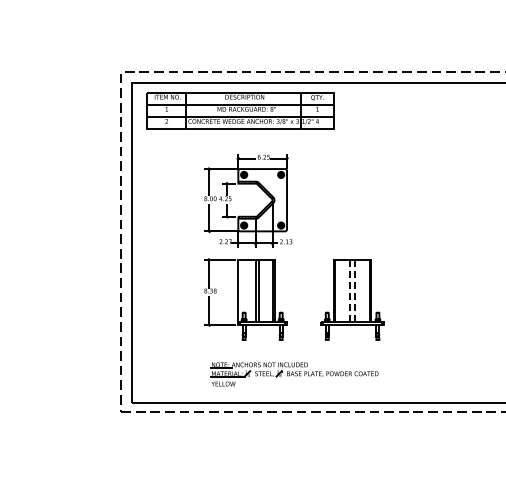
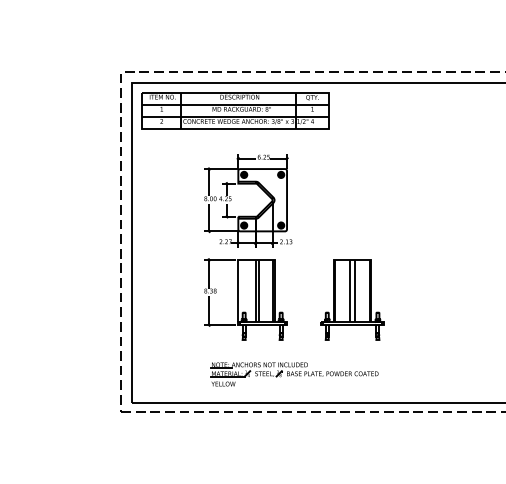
part position: (240, 110) -> (235, 110) (235, 110)
line: dashed -> solid (349, 291)
line: dashed -> solid (355, 291)
